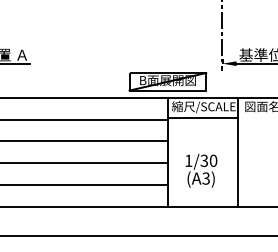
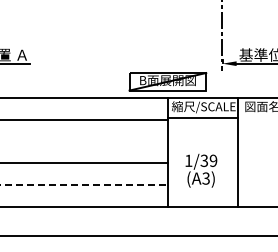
line: present -> none (84, 141)
text: 1/30 -> 1/39 (213, 160)
line: solid -> dashed (84, 185)
